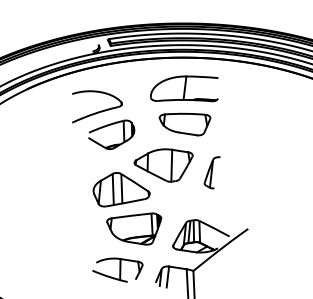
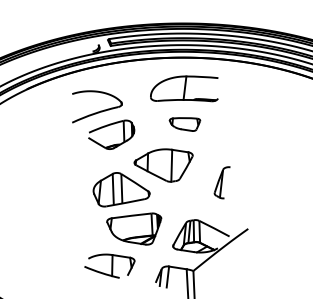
part size: 54x25 px -> 34x15 px (184, 124)
part position: (211, 172) -> (221, 182) (221, 182)
part position: (117, 269) -> (109, 265) (109, 265)
